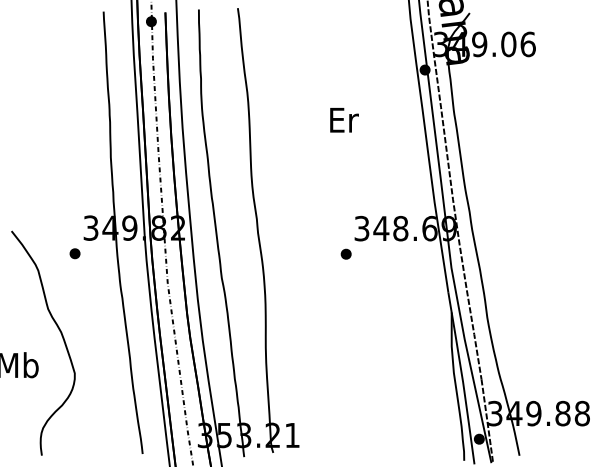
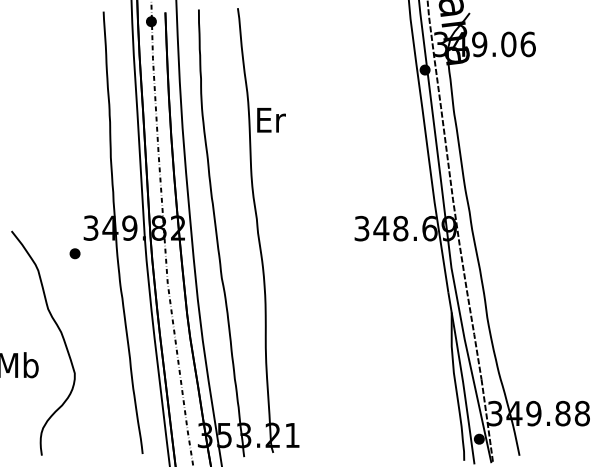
text position: (344, 120) -> (271, 120) (271, 120)
part: present -> none (345, 253)
